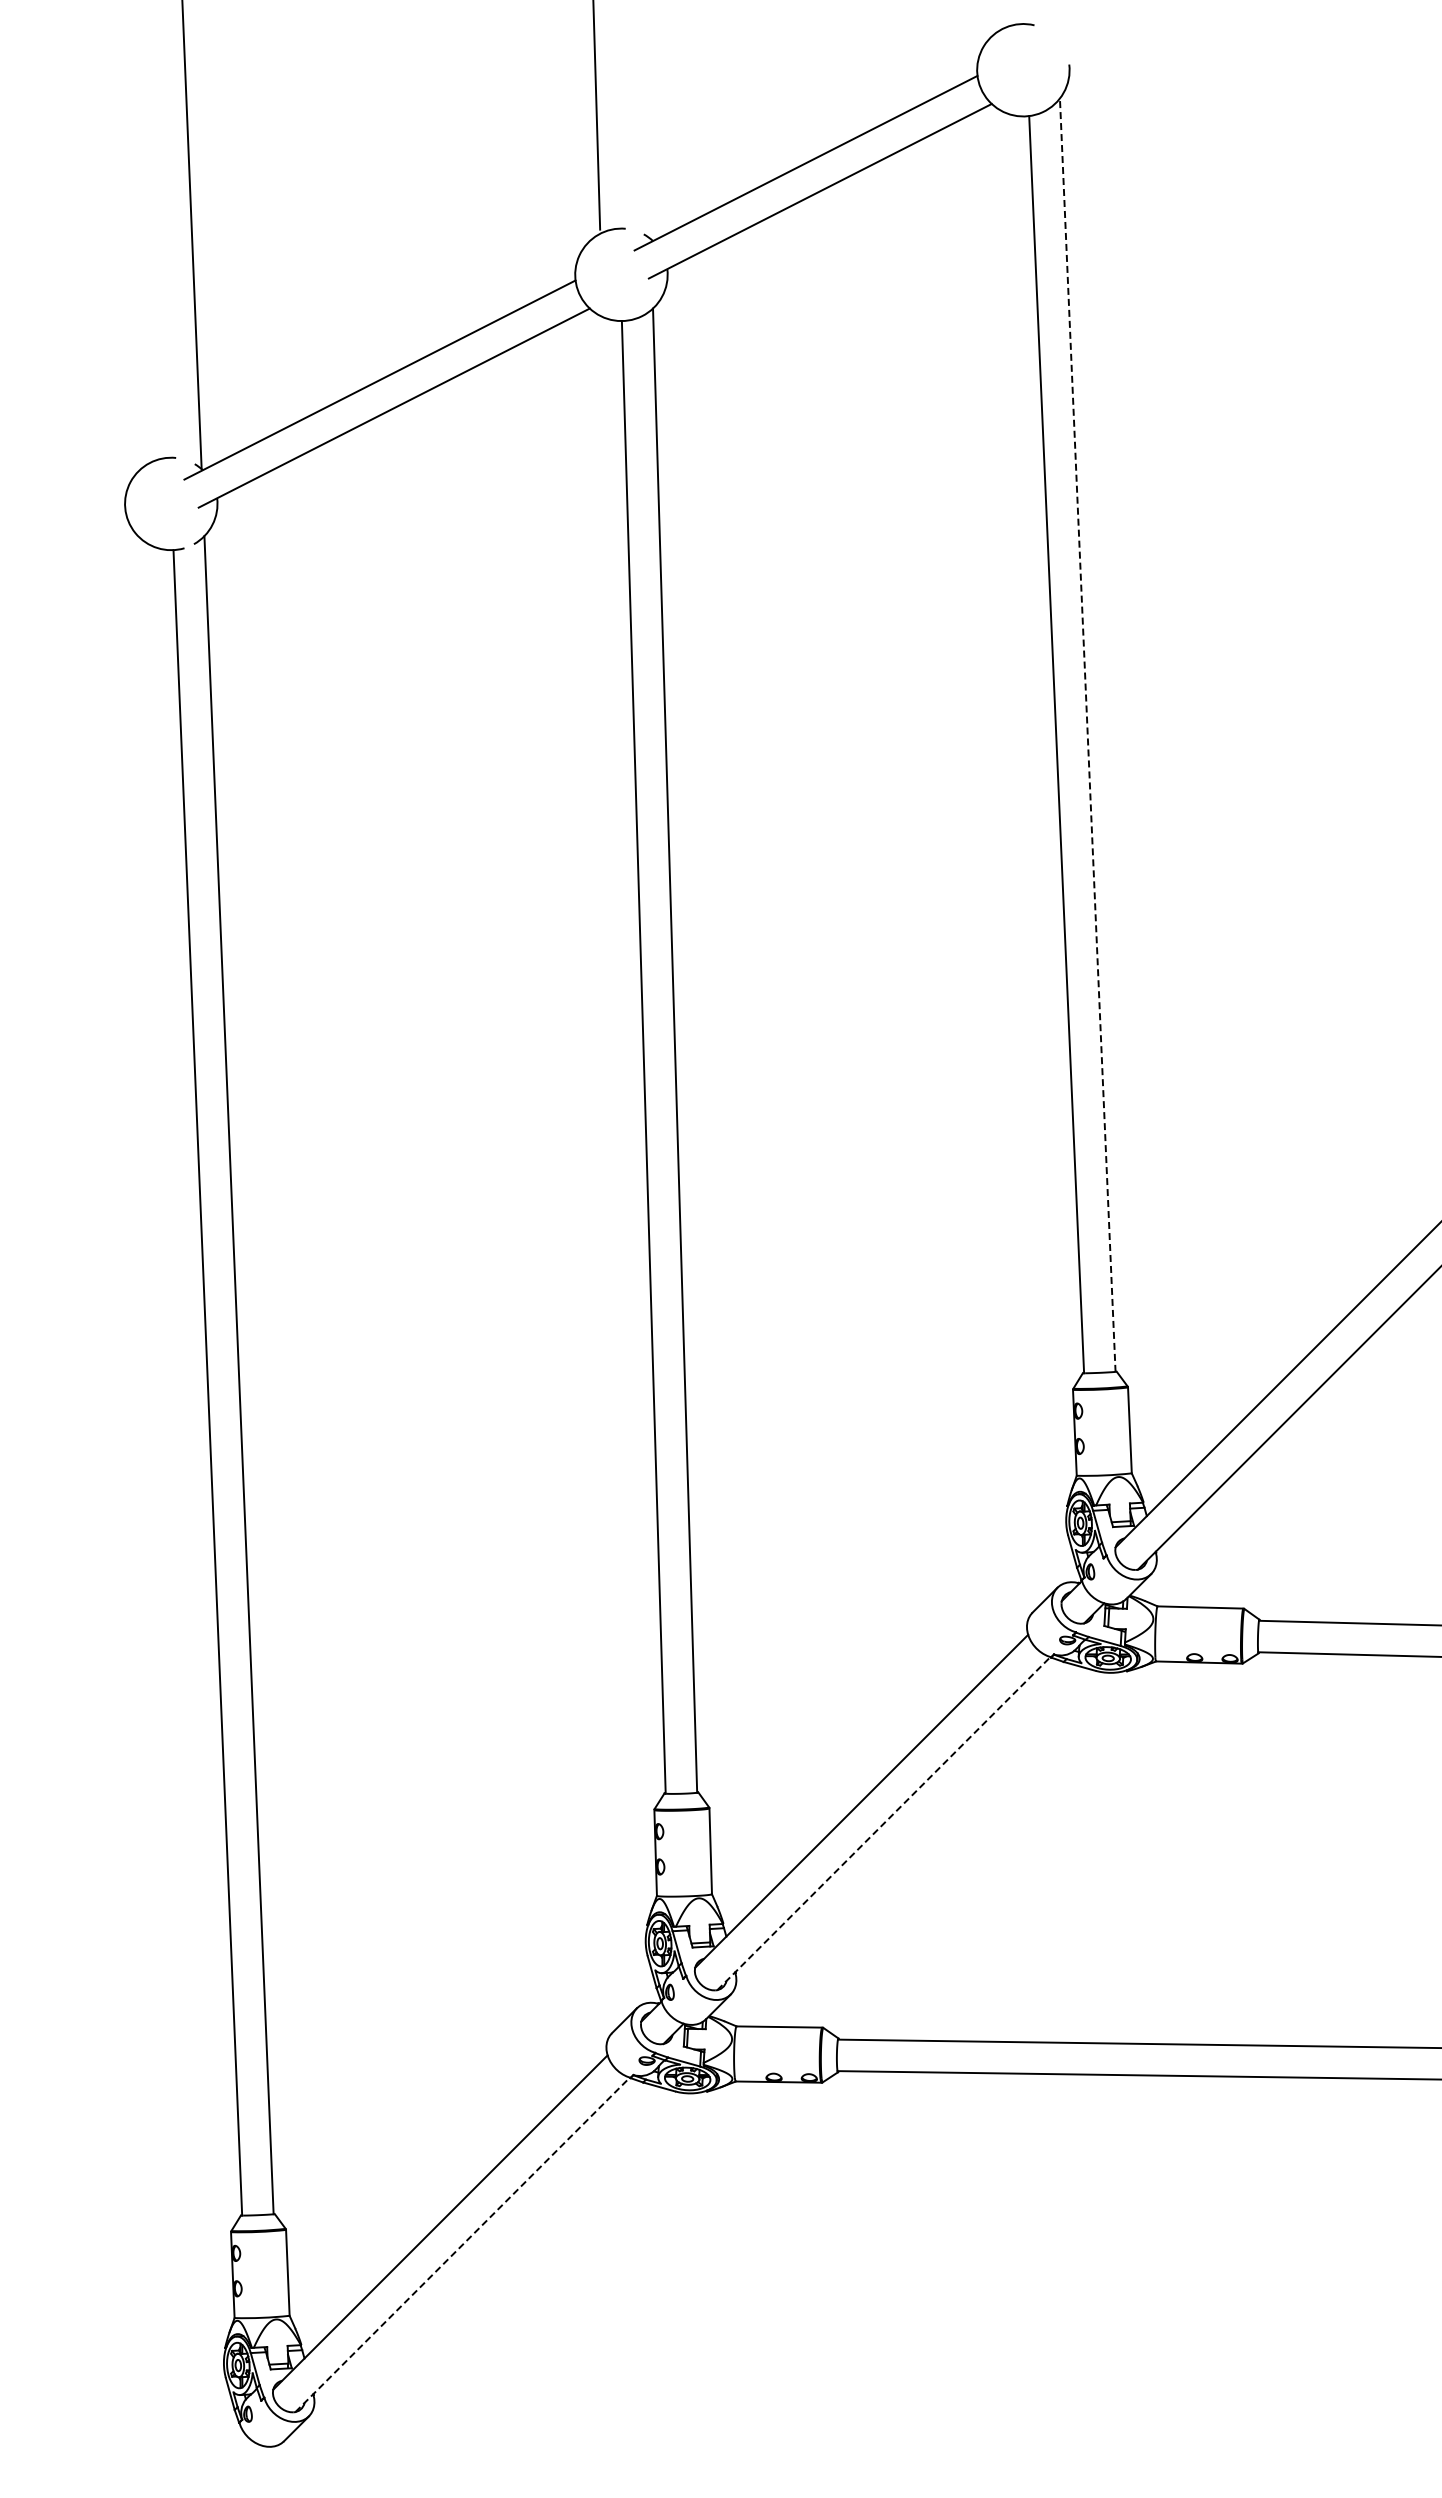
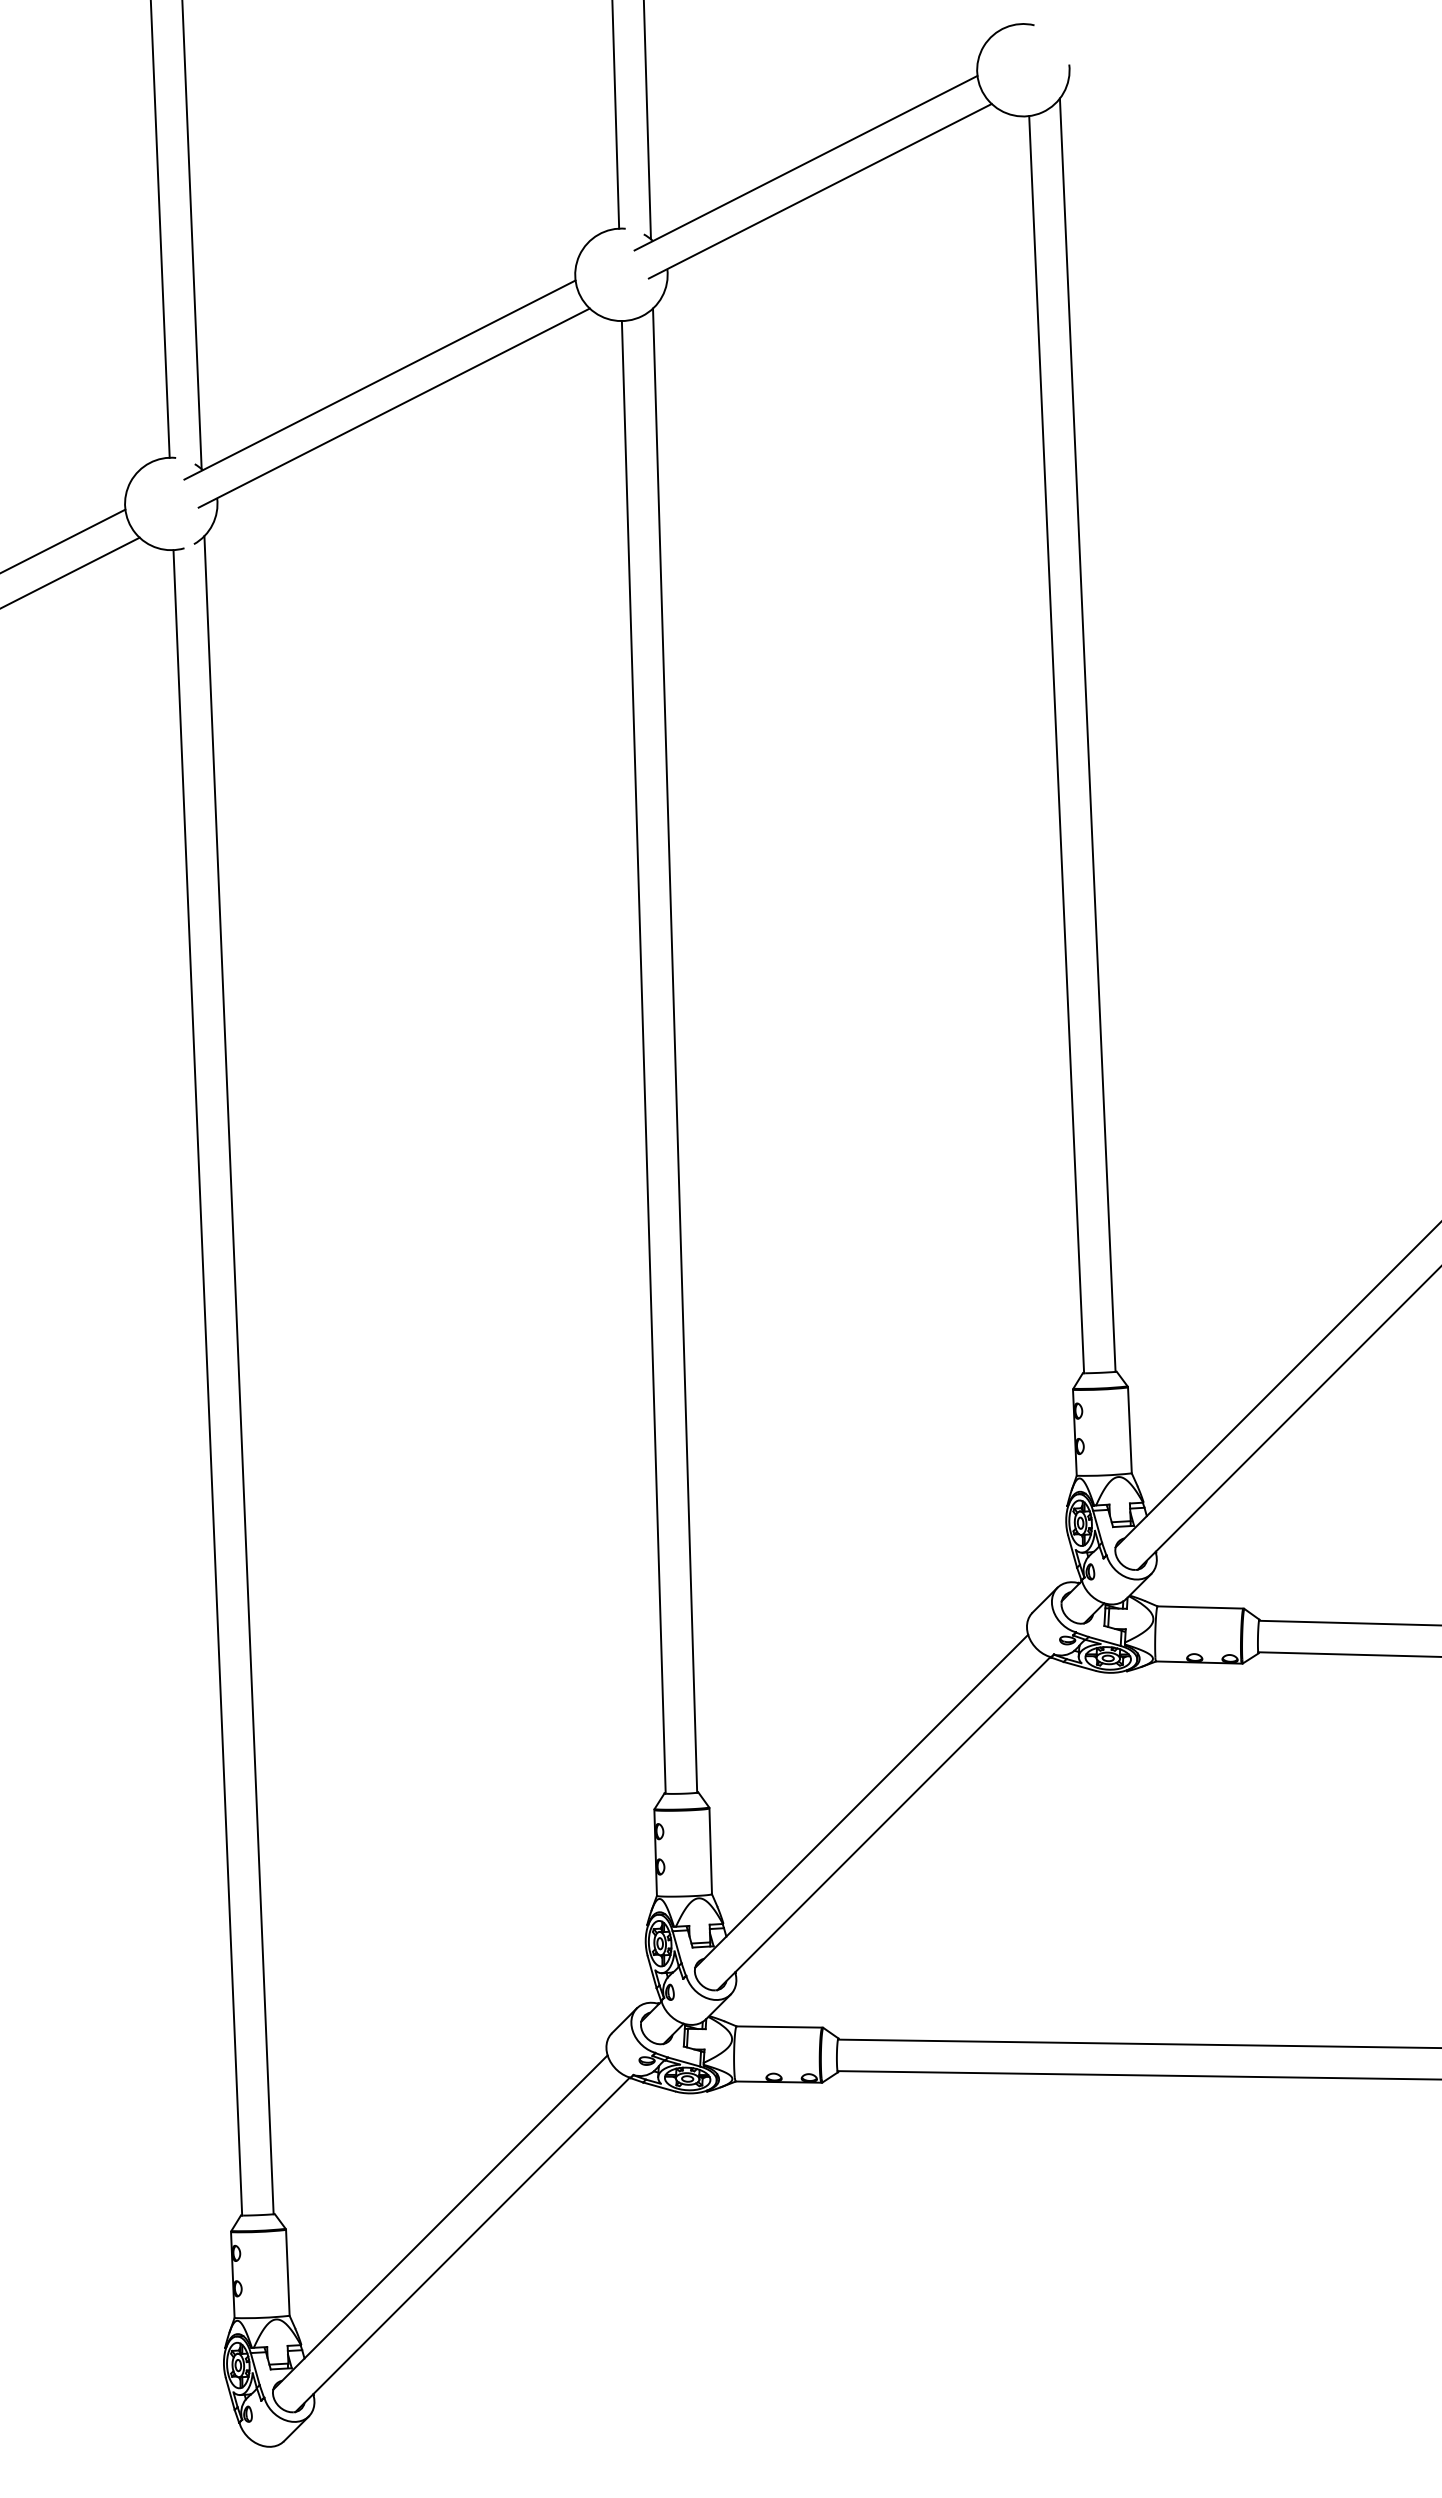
line position: (596, 115) -> (615, 115) (615, 115)
line: none -> present (646, 120)
line: none -> present (159, 229)
line: none -> present (63, 540)
line: none -> present (70, 572)
line: dashed -> solid (1087, 734)
line: dashed -> solid (884, 1823)
line: dashed -> solid (463, 2244)
